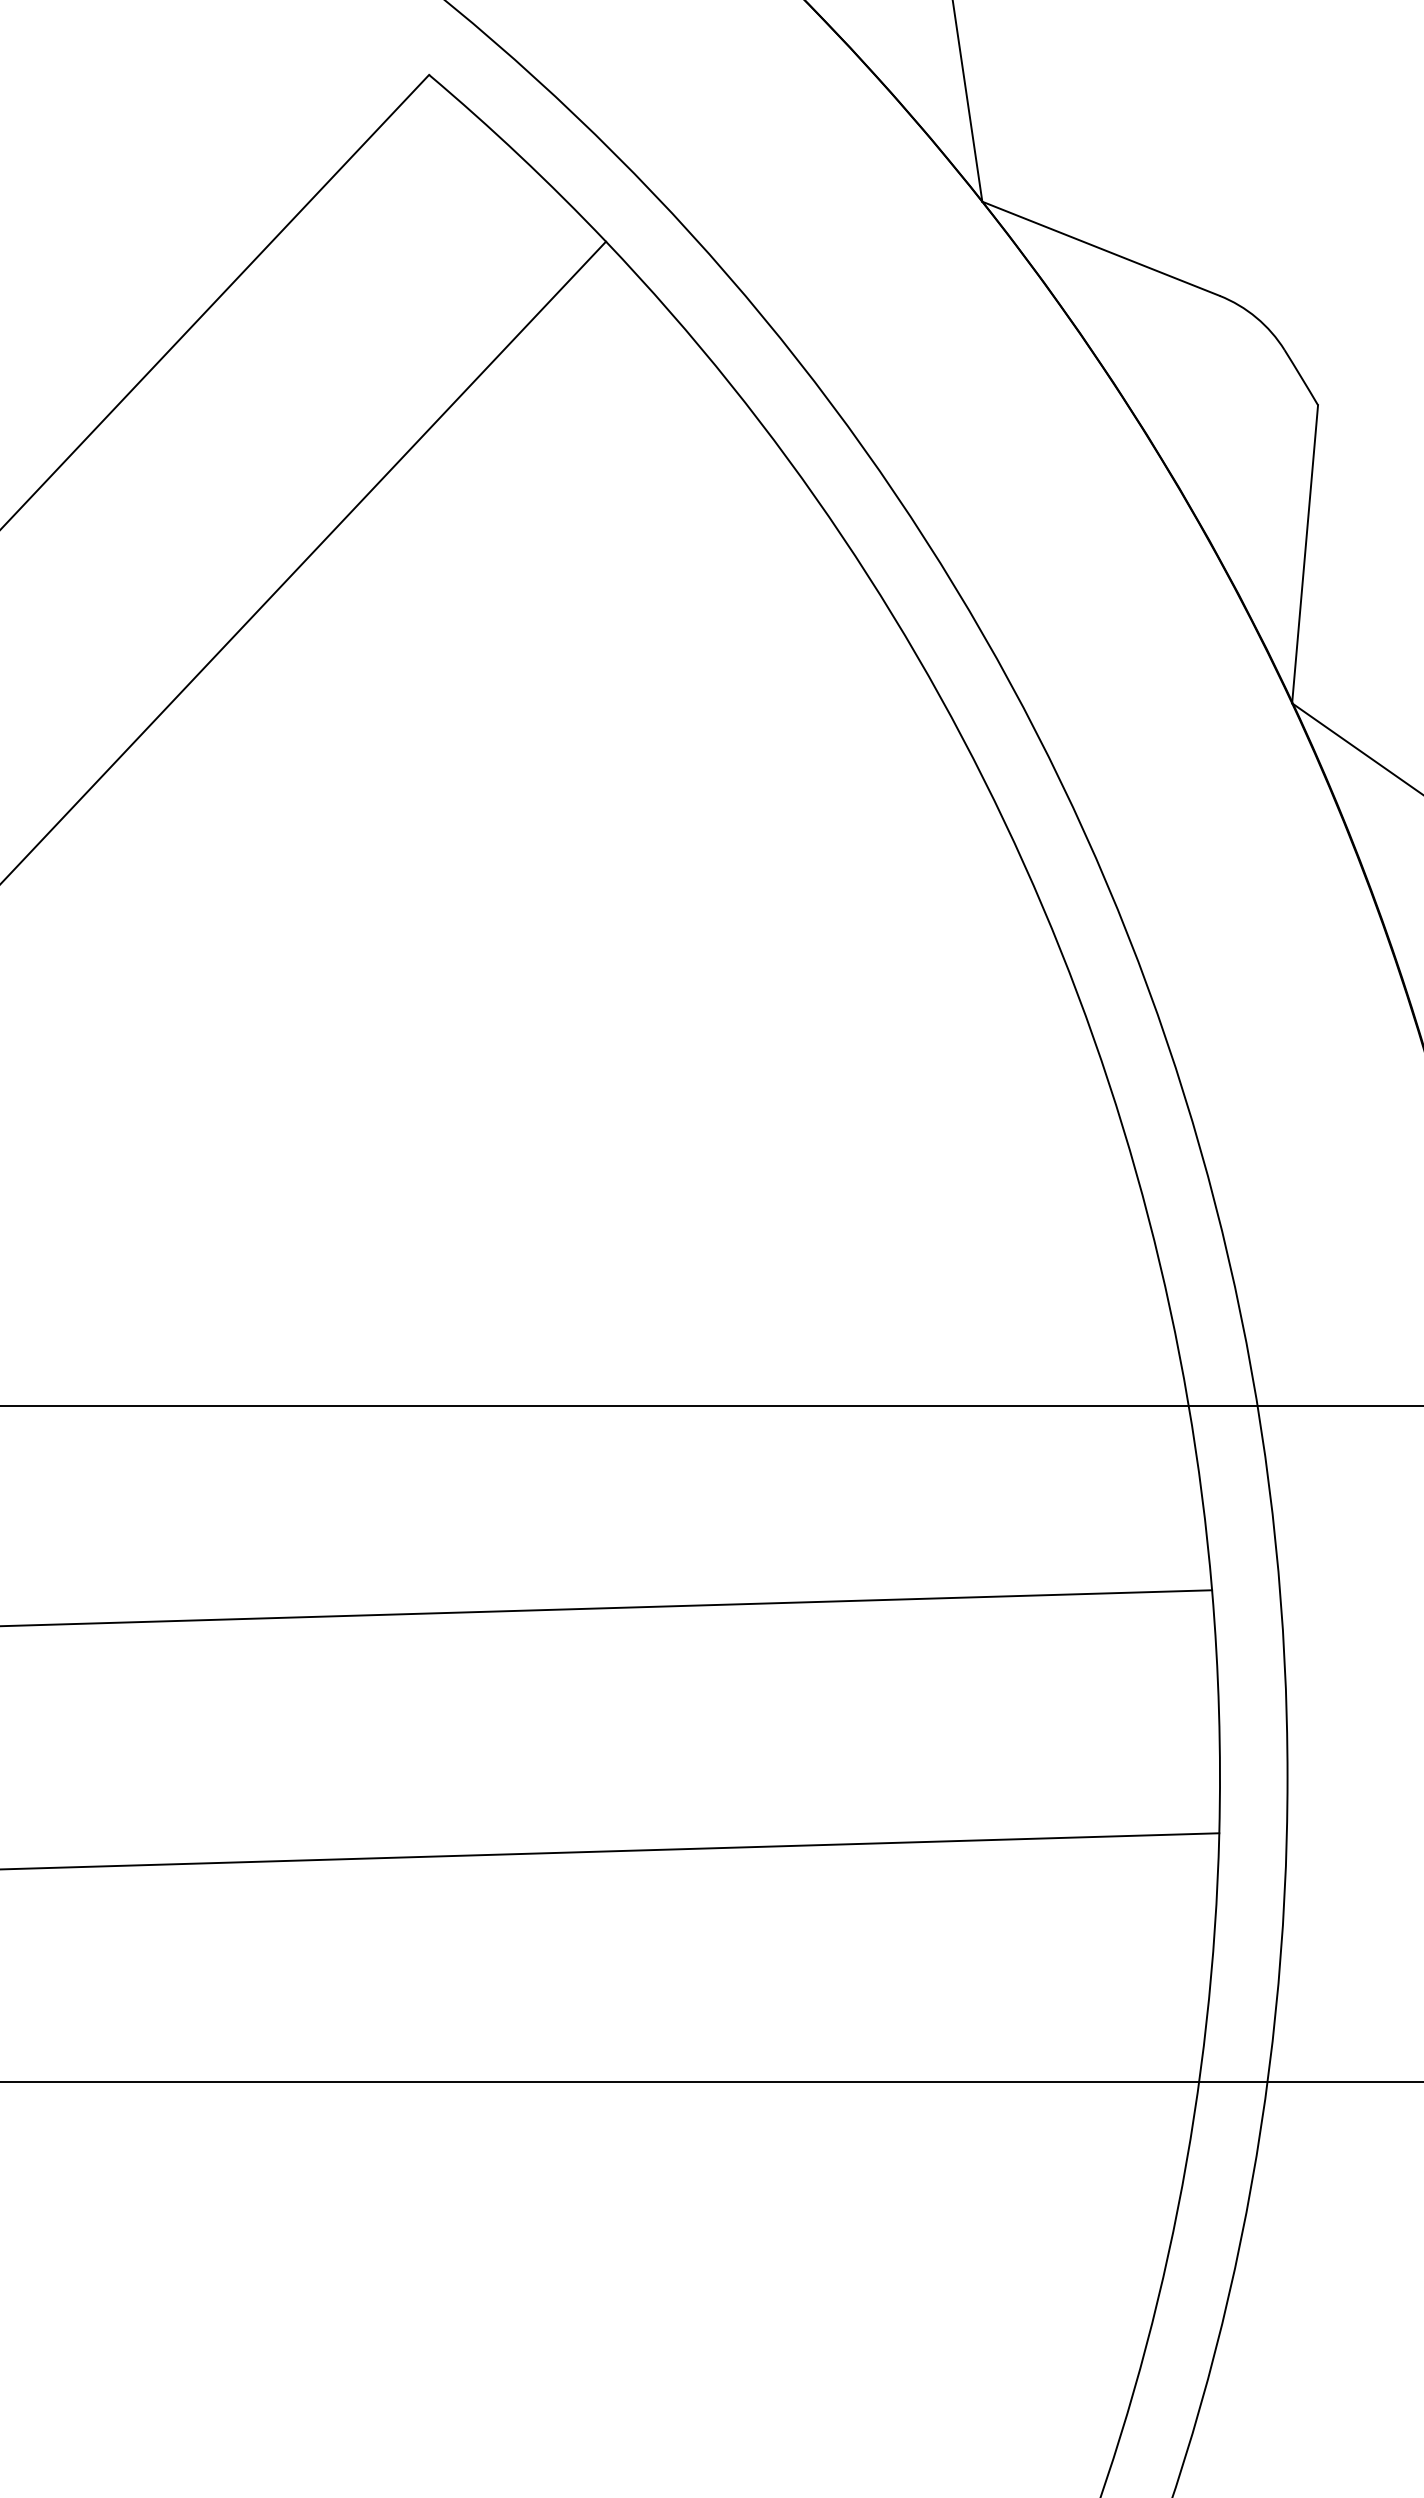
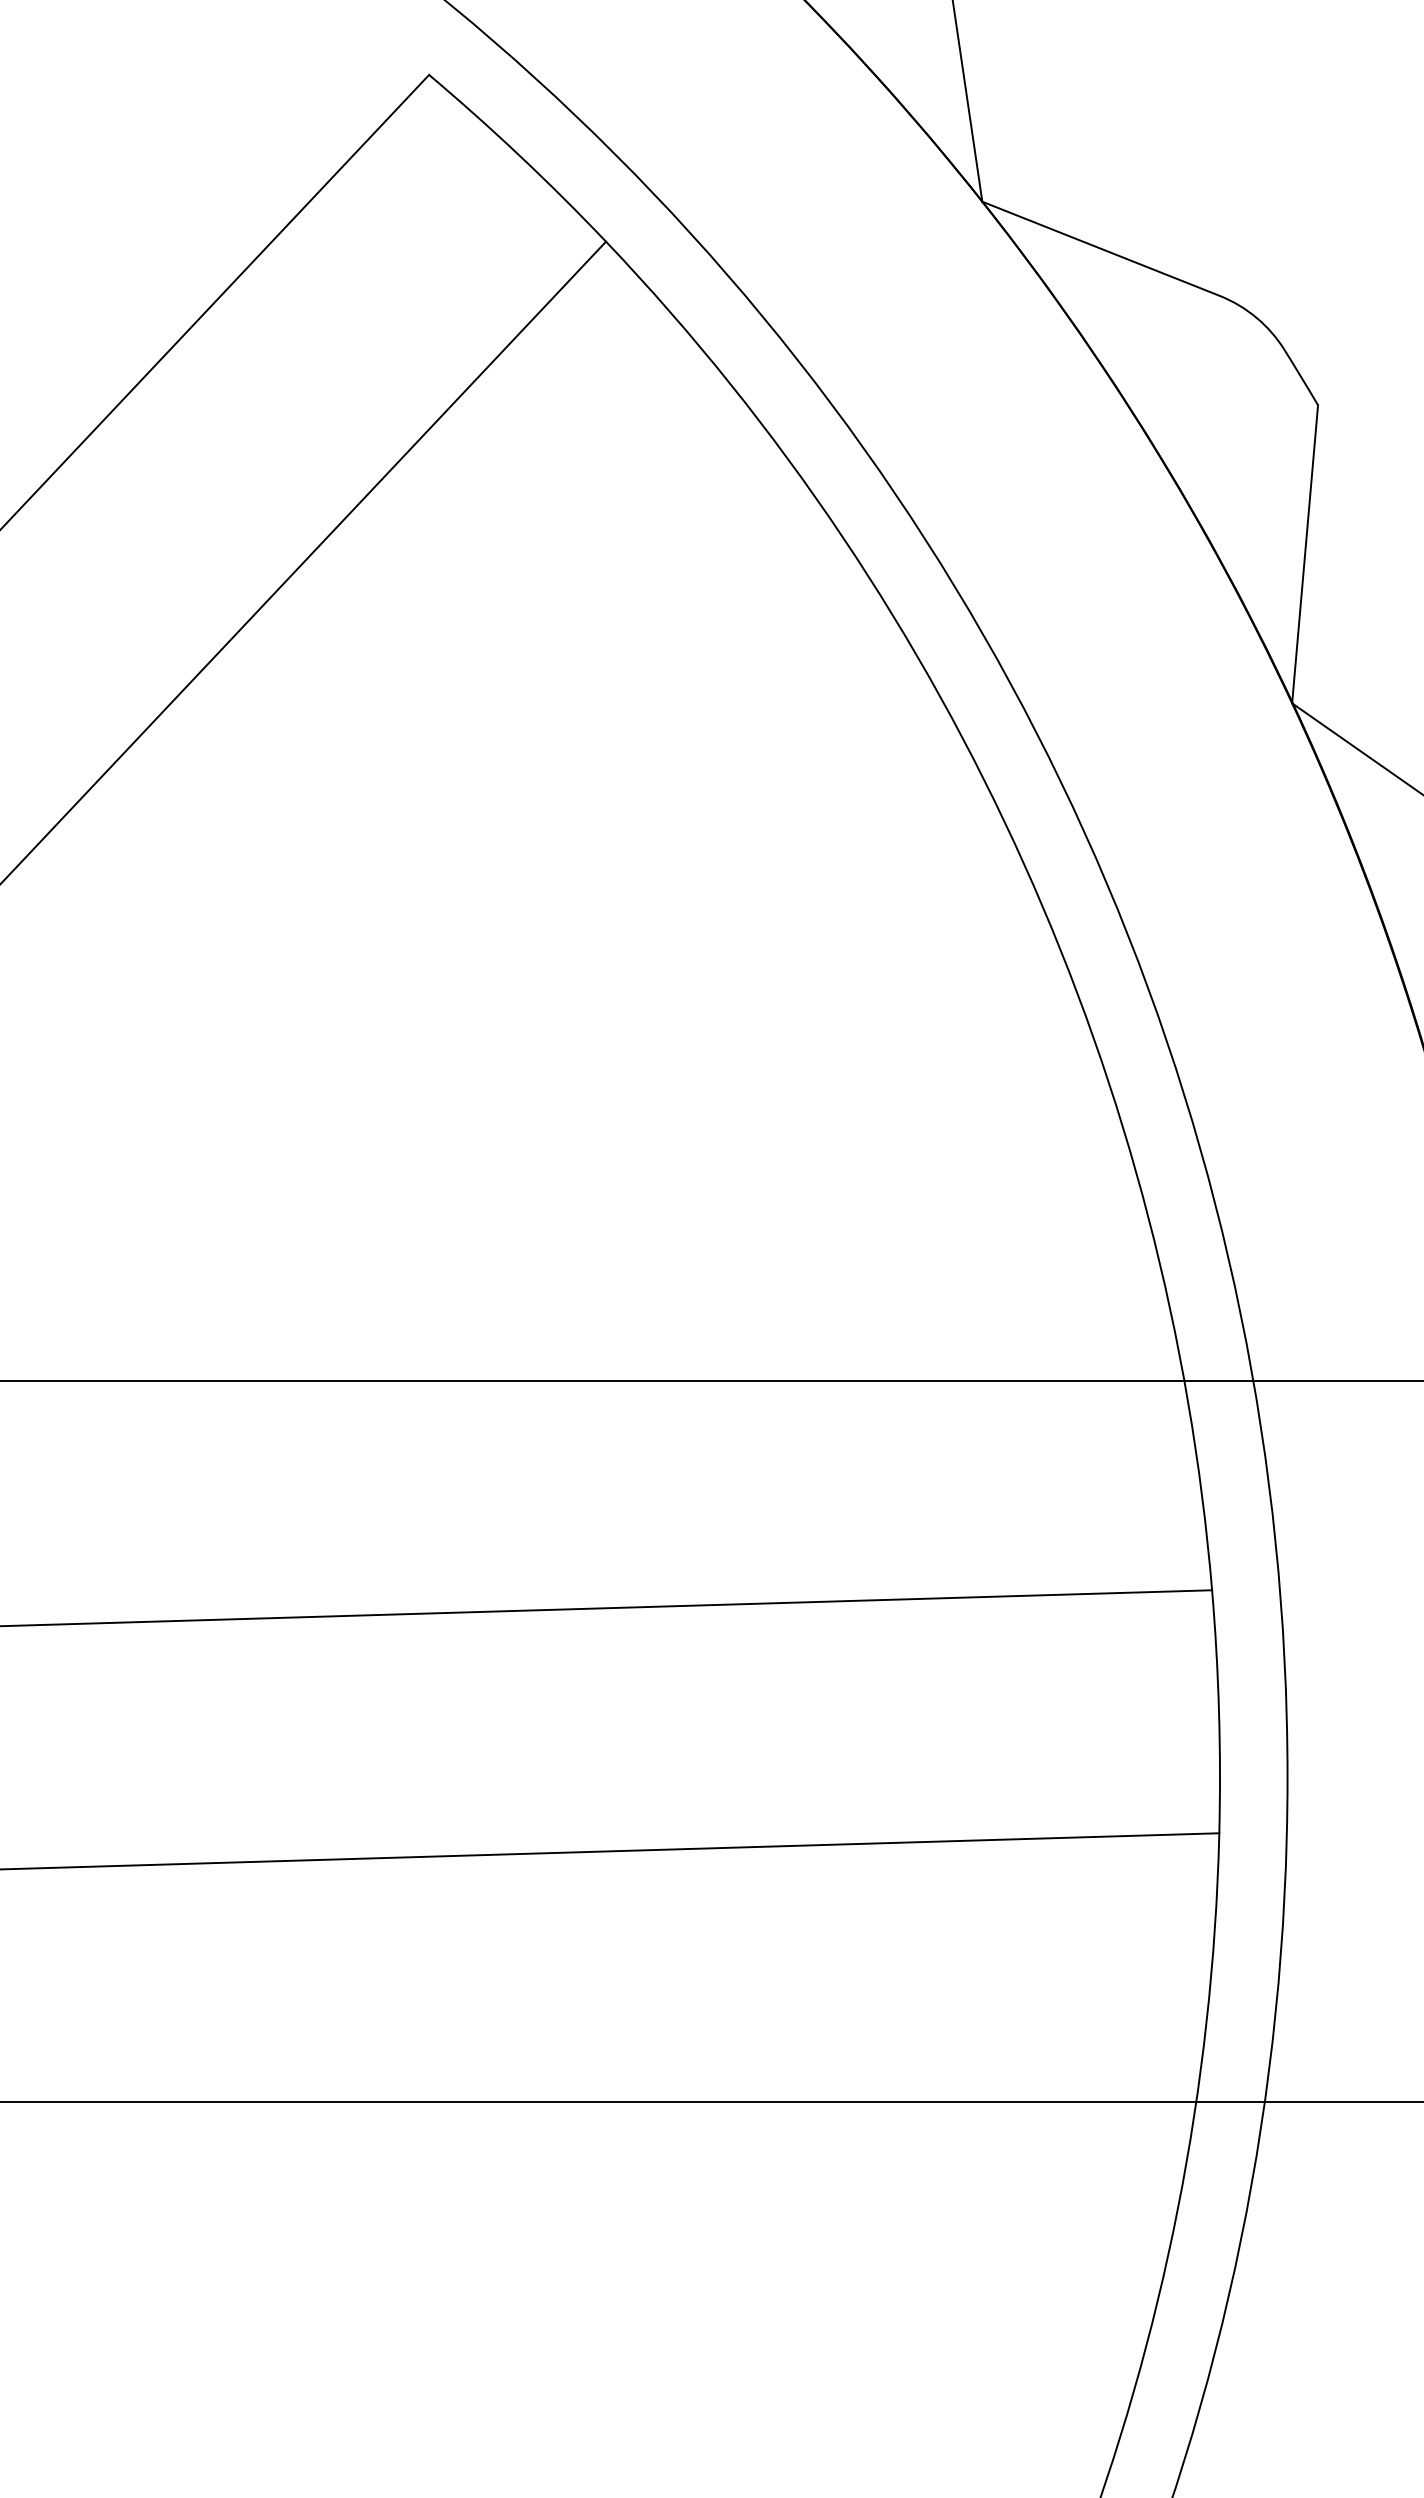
line position: (711, 1406) -> (711, 1381) (711, 1381)
line position: (711, 2081) -> (711, 2101) (711, 2101)
